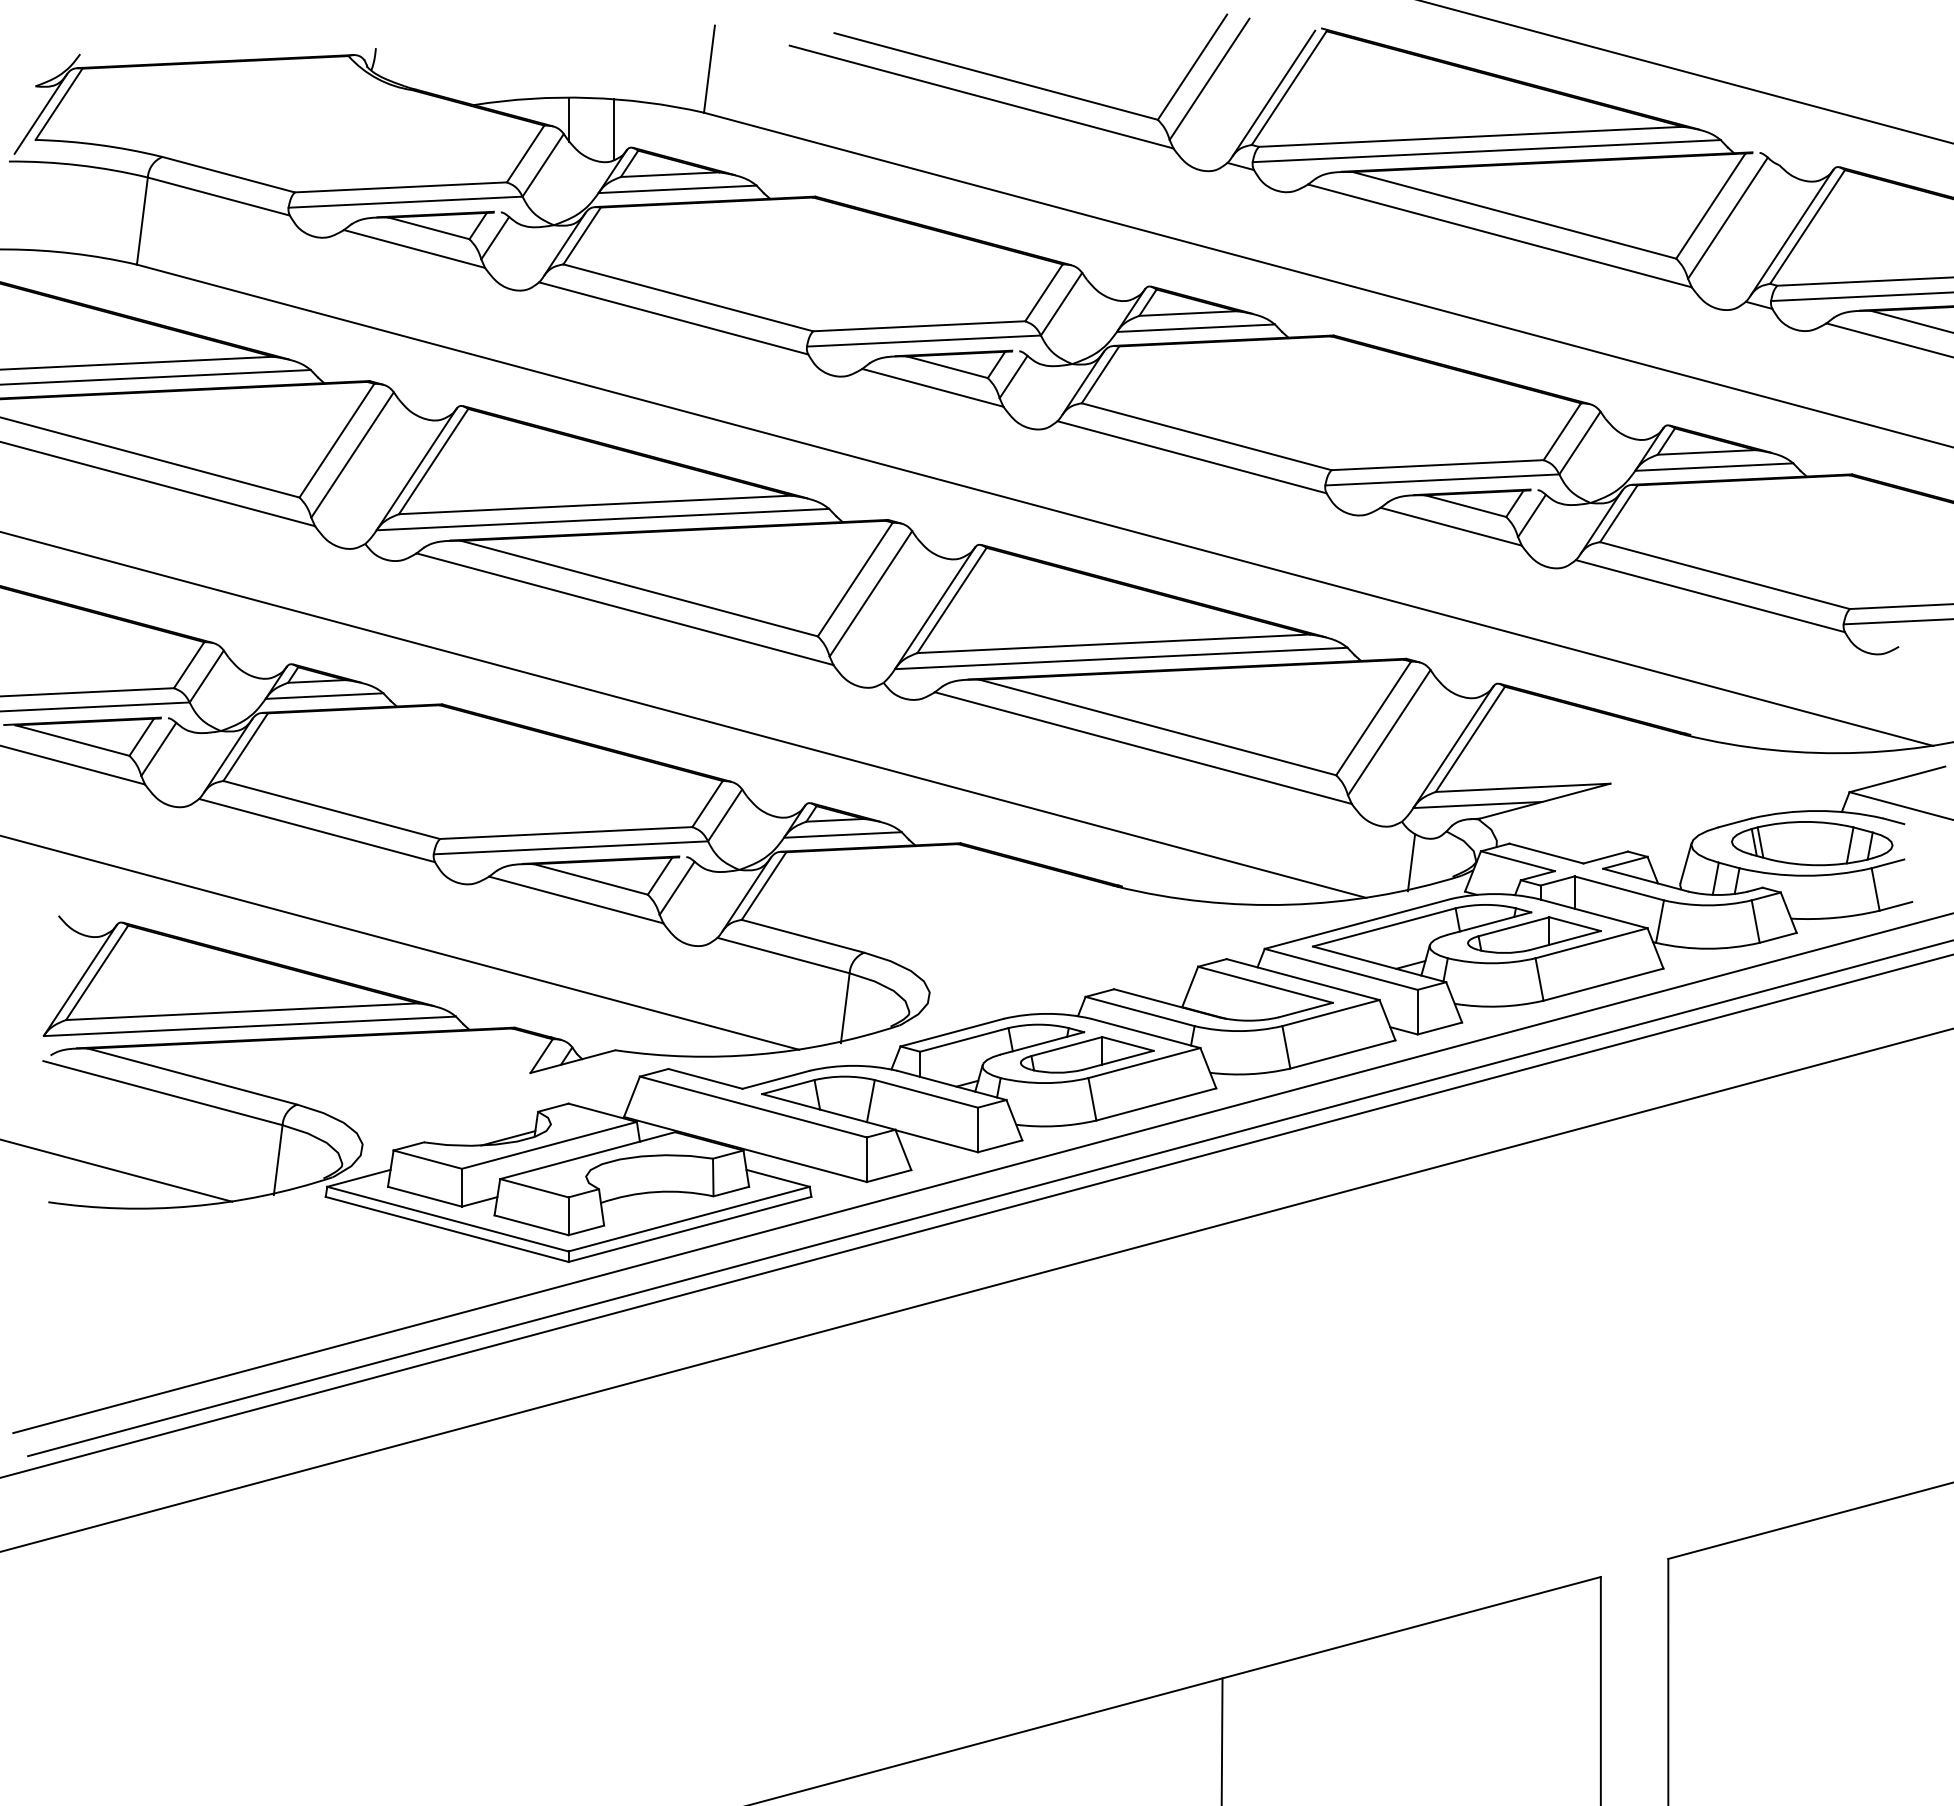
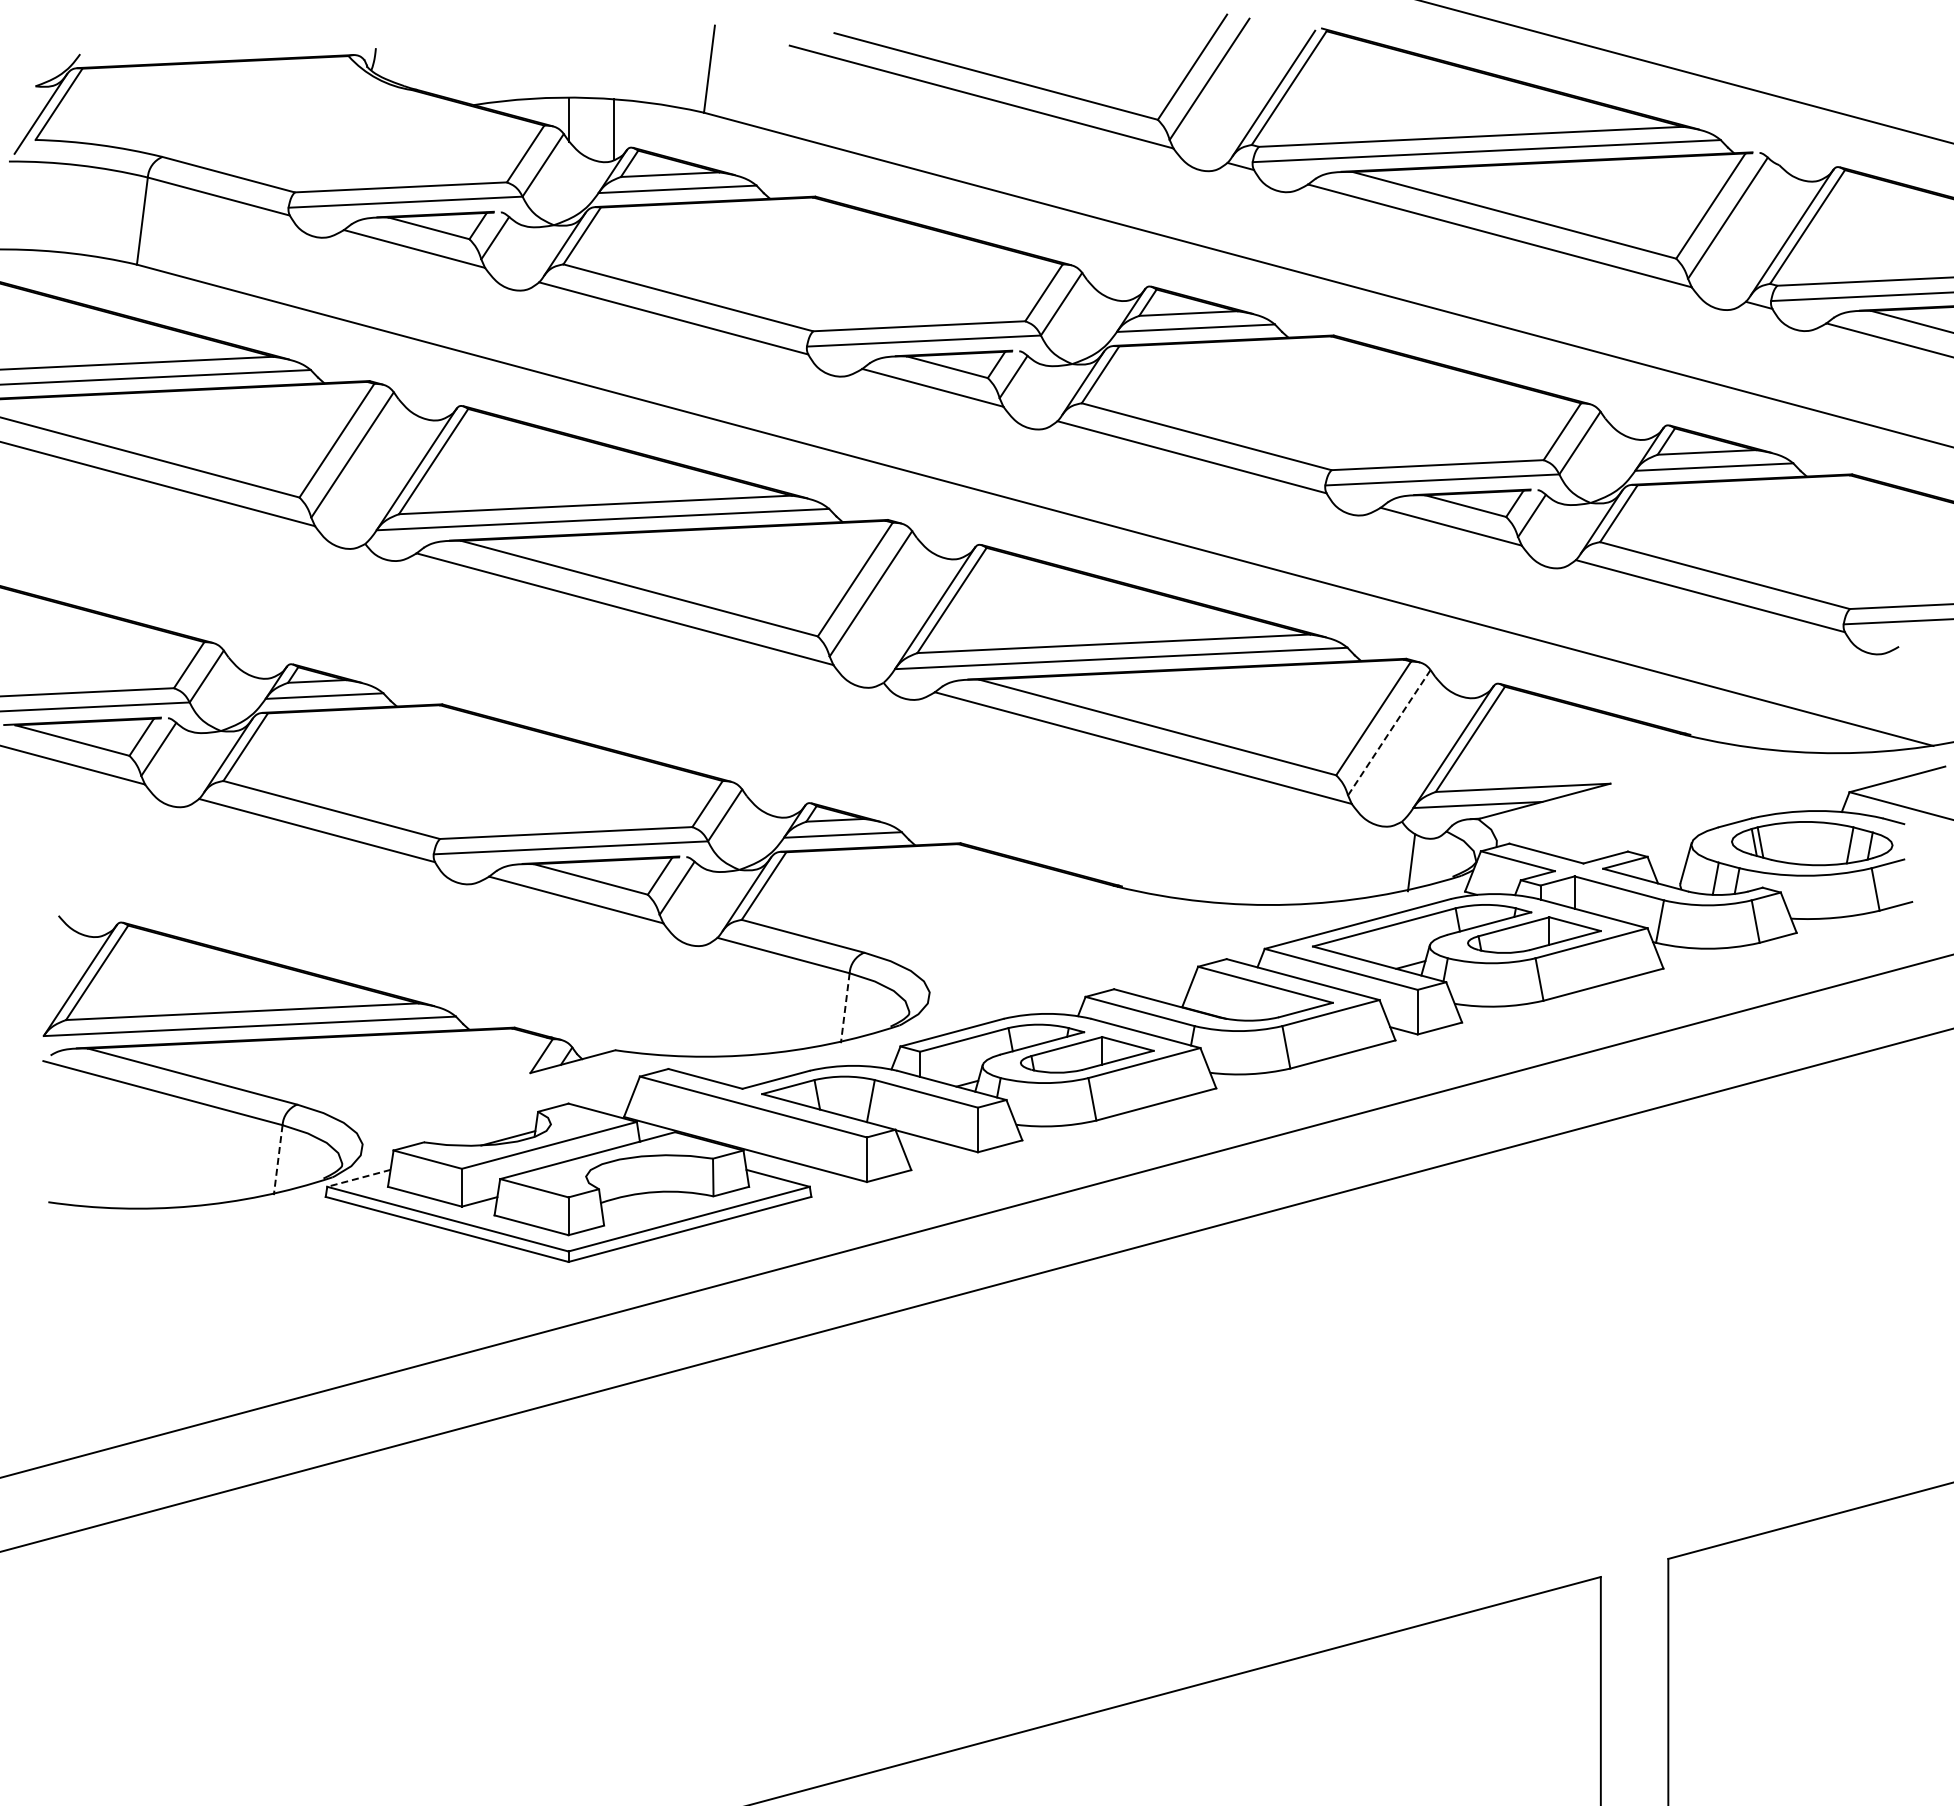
line: present -> none (684, 714)
line: solid -> dashed (1389, 733)
line: present -> none (400, 942)
line: solid -> dashed (845, 1008)
line: solid -> dashed (278, 1160)
line: present -> none (117, 1170)
line: present -> none (981, 1173)
line: solid -> dashed (358, 1178)
line: present -> none (989, 1198)
line: present -> none (1221, 1740)
